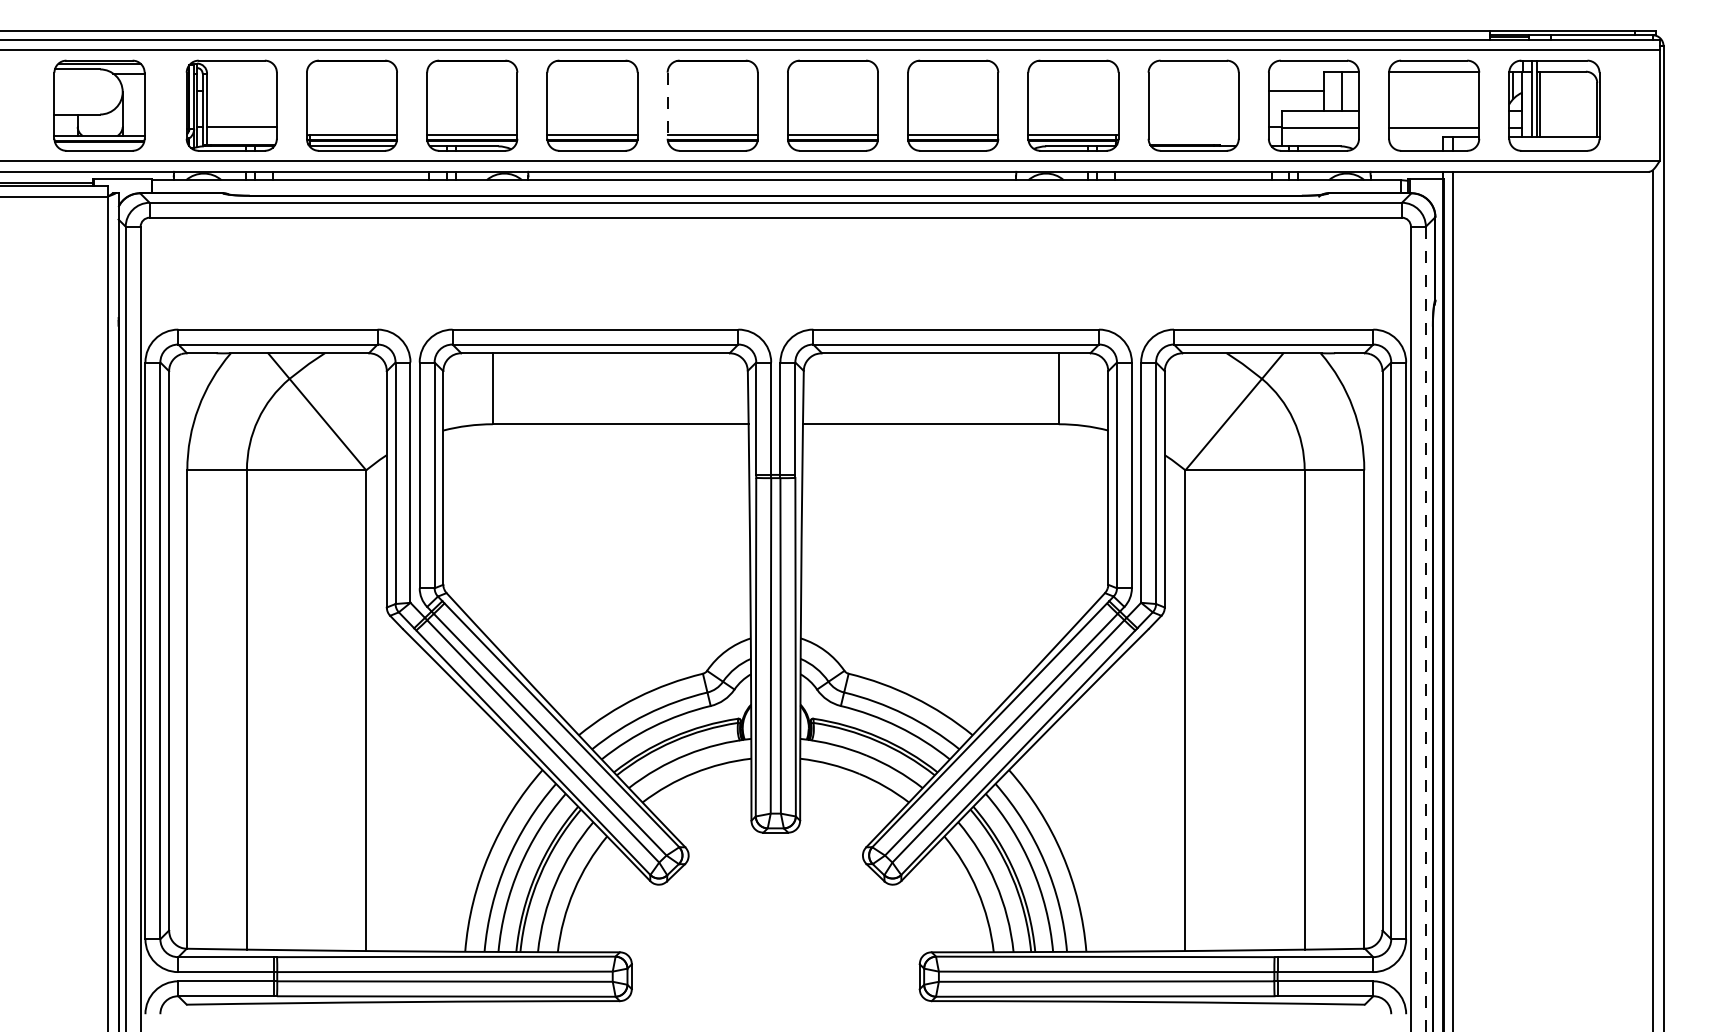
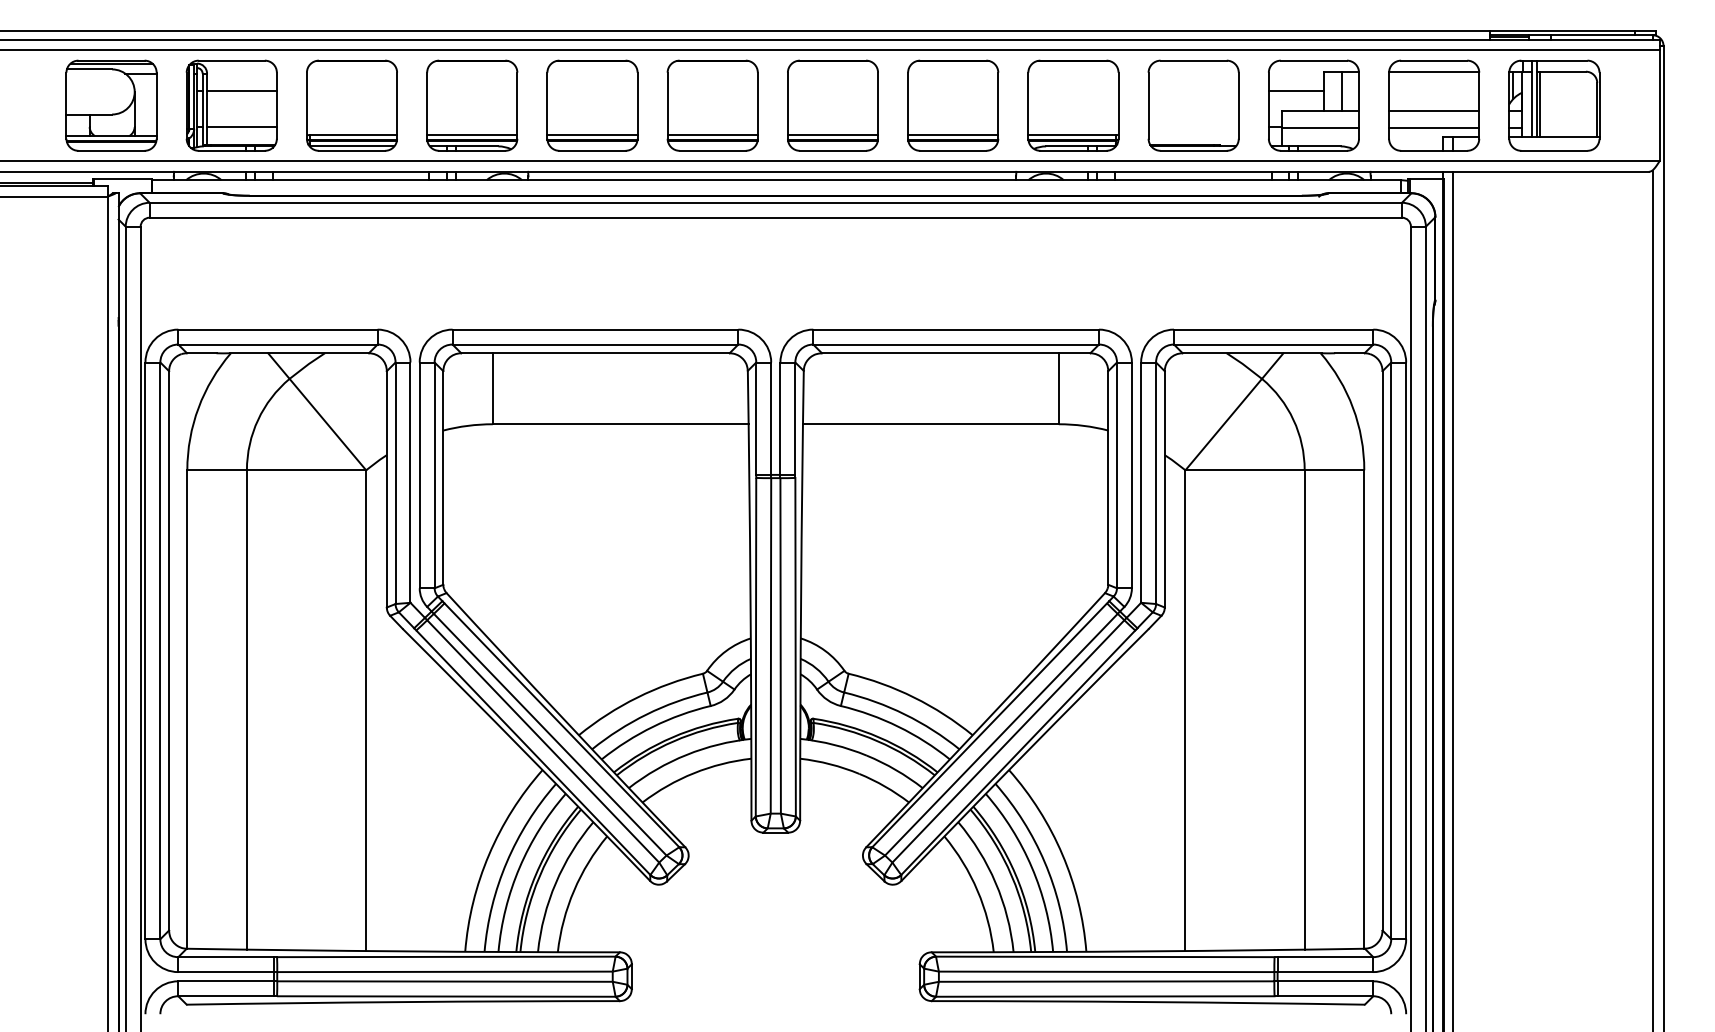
line: none -> present (241, 90)
part position: (99, 105) -> (111, 105) (111, 105)
line: dashed -> solid (667, 106)
line: none -> present (1434, 110)
line: dashed -> solid (1425, 629)
